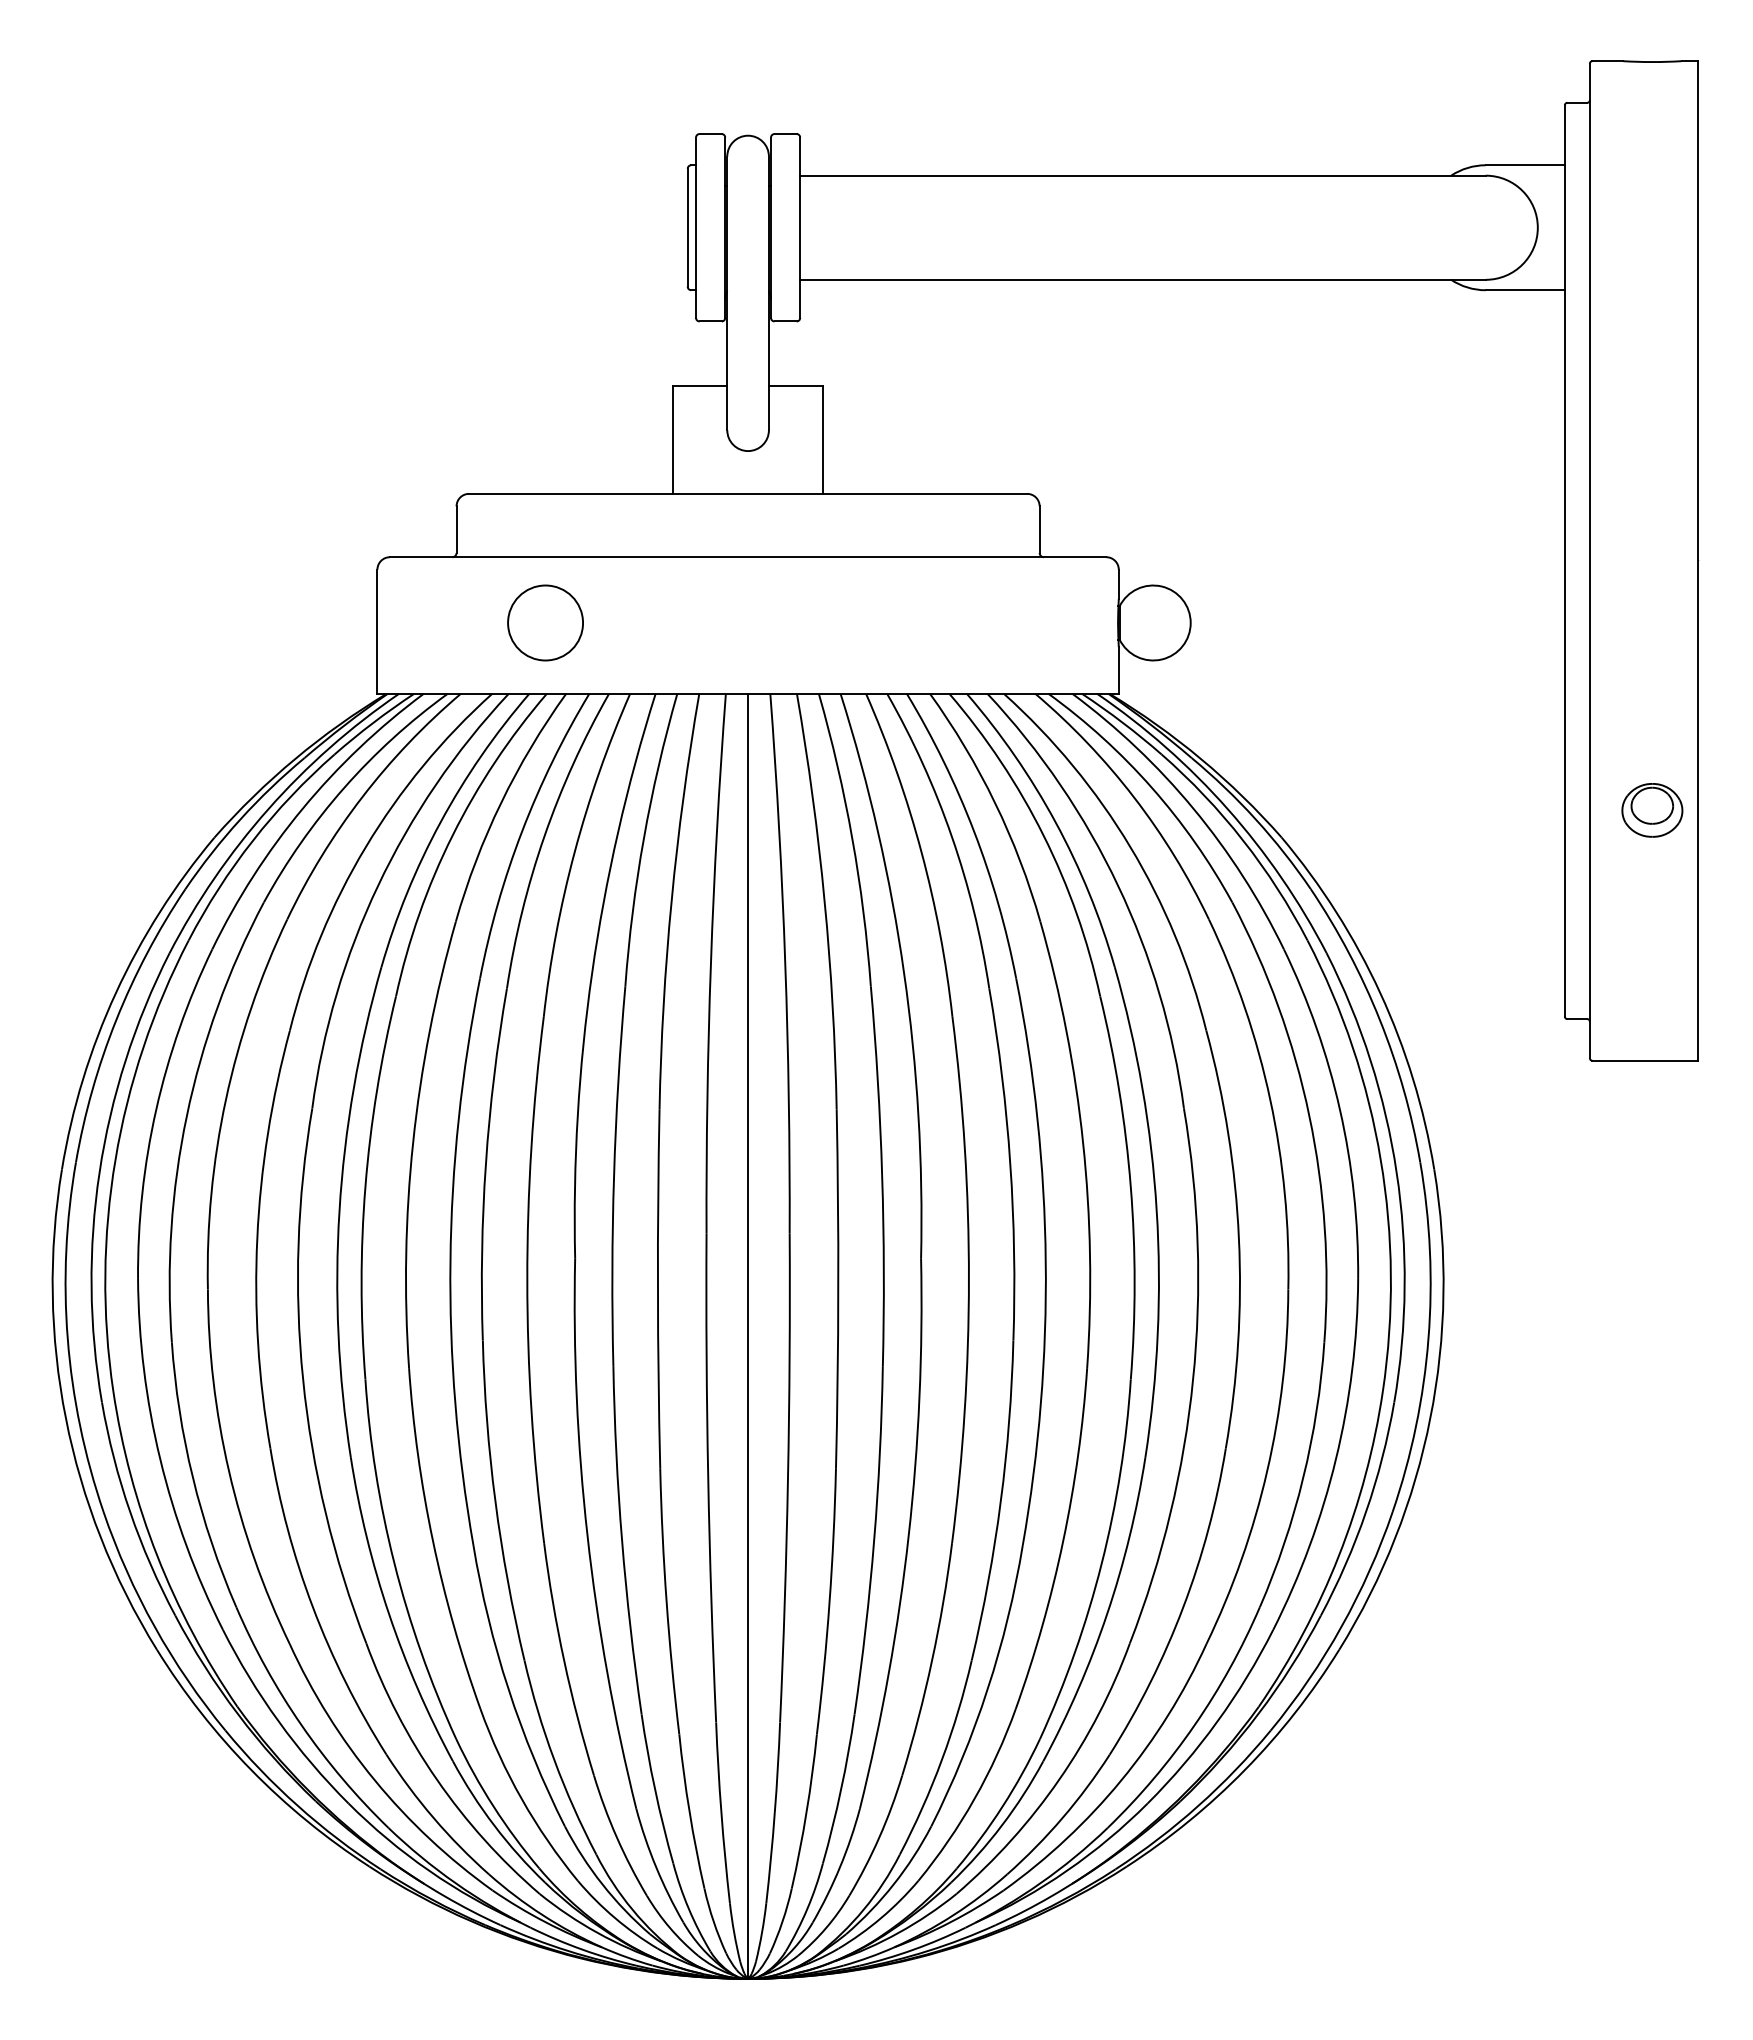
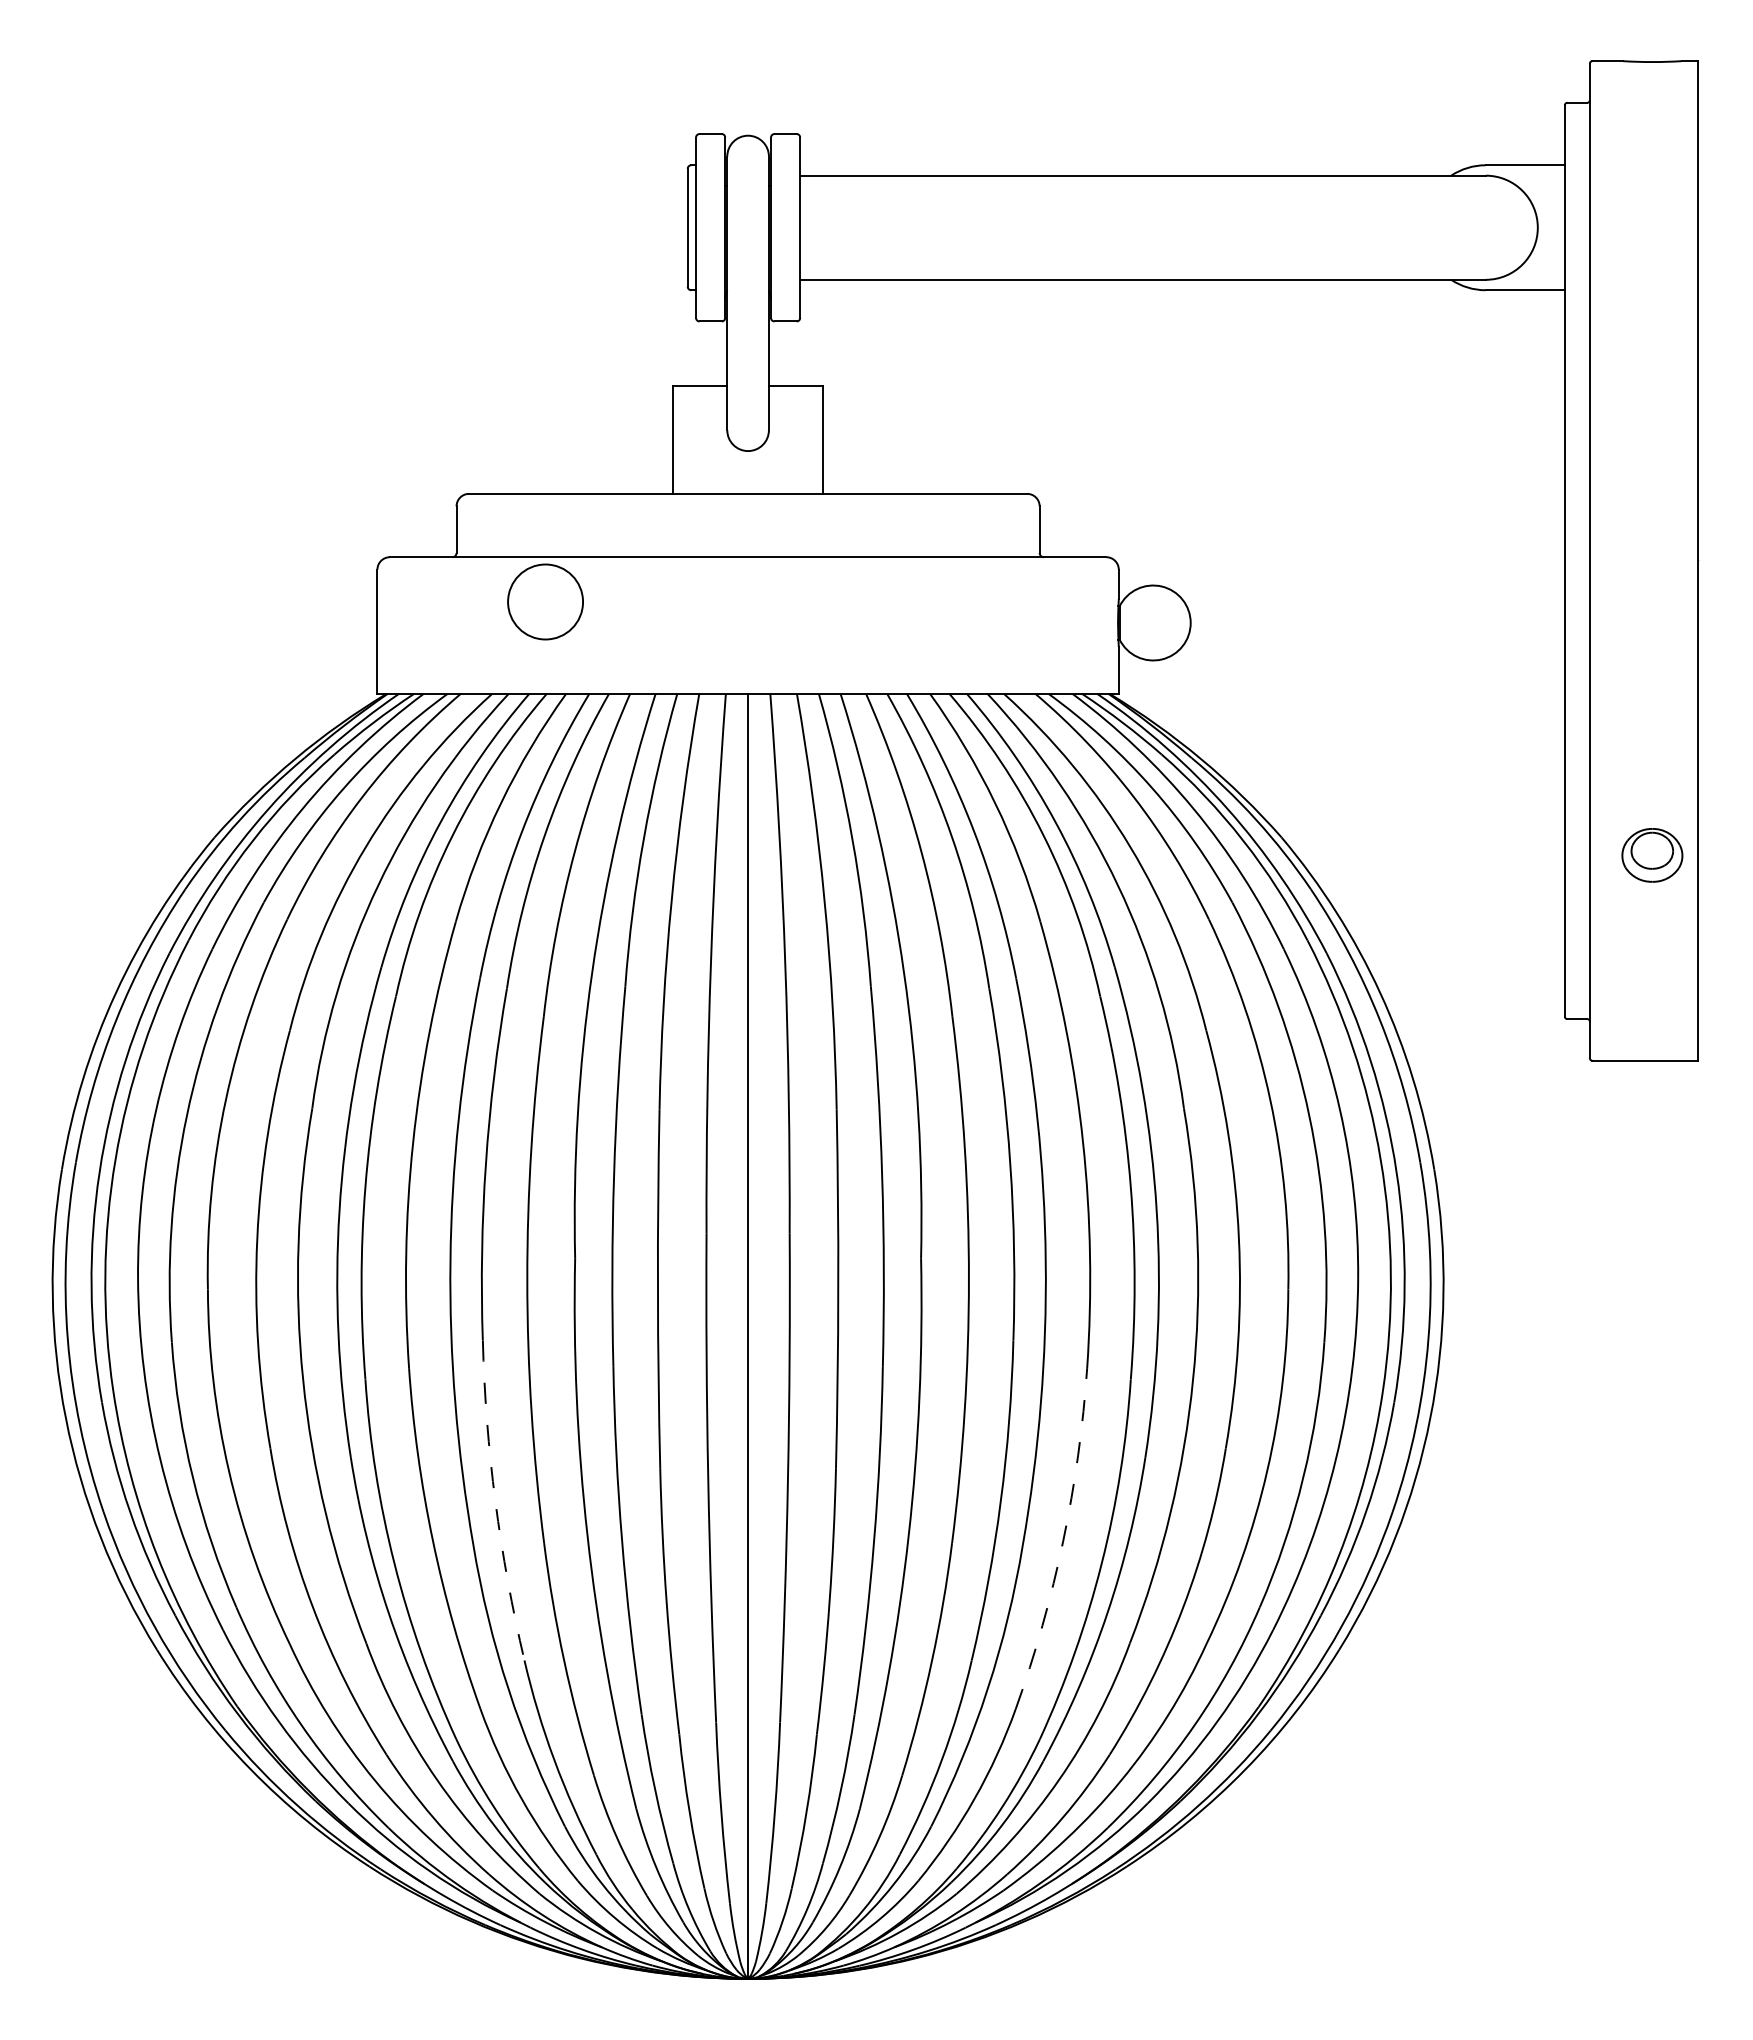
circle position: (545, 622) -> (545, 601) (545, 601)
part position: (1652, 810) -> (1652, 855) (1652, 855)
arc: solid -> dashed (495, 1501)
arc: solid -> dashed (1063, 1541)
